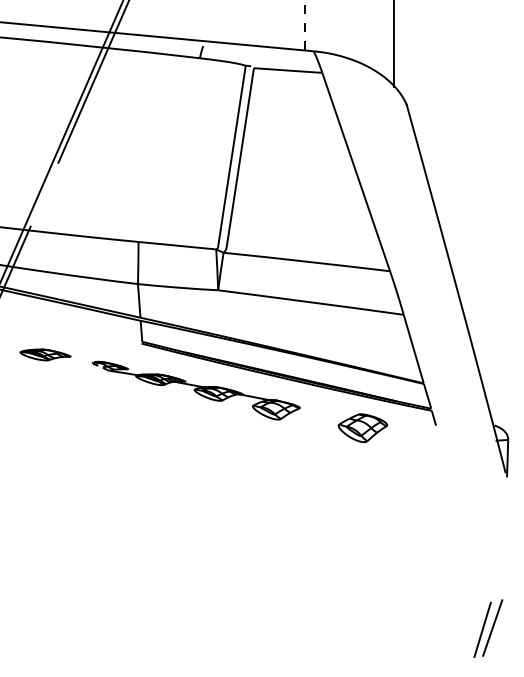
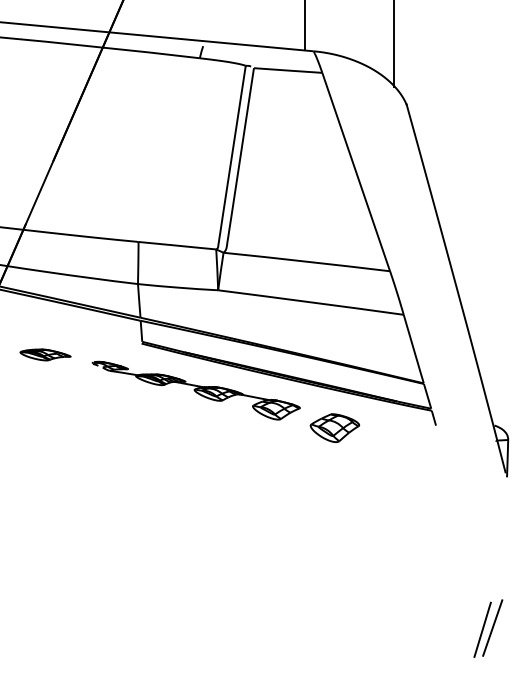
line: dashed -> solid (305, 25)
line position: (65, 146) -> (62, 140) (62, 140)
part position: (362, 427) -> (334, 427) (334, 427)
